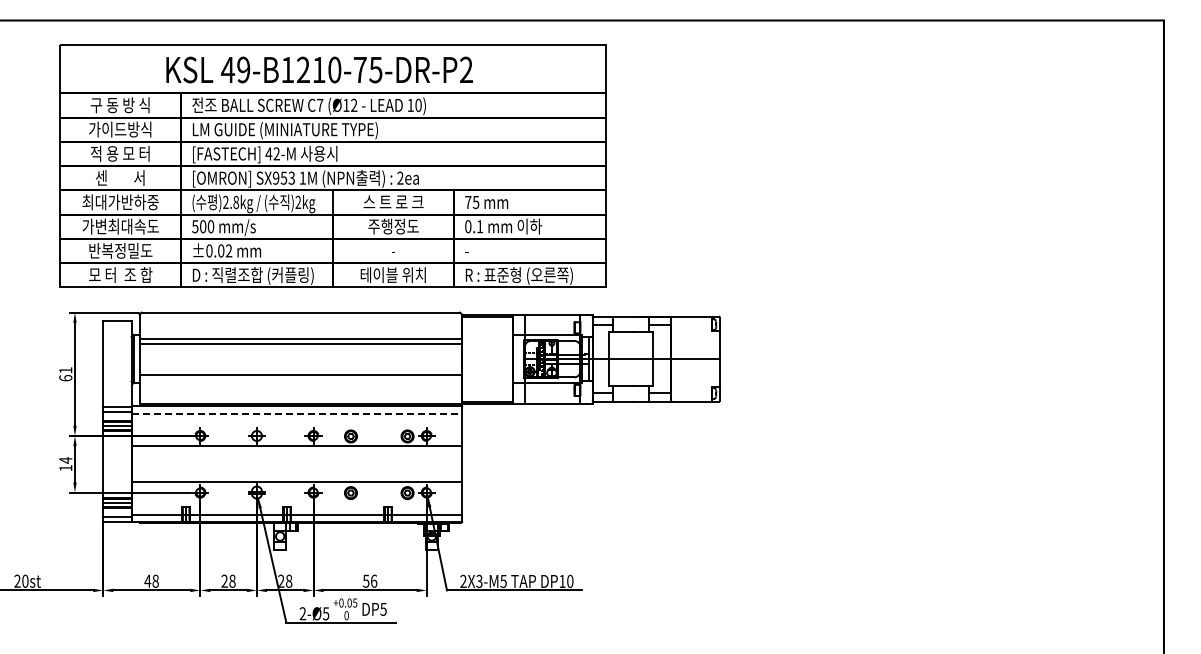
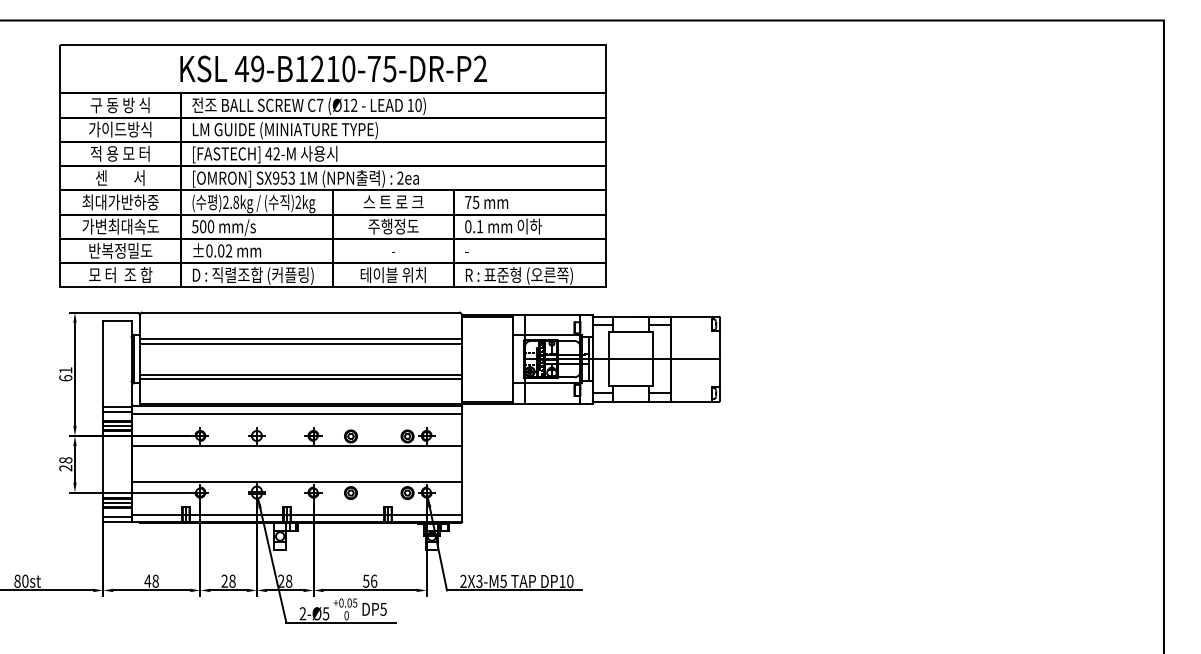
text position: (319, 69) -> (333, 68) (333, 68)
line: none -> present (300, 379)
line: dashed -> solid (297, 413)
text: 14 -> 28 (65, 464)
text: 20st -> 80st (17, 580)
